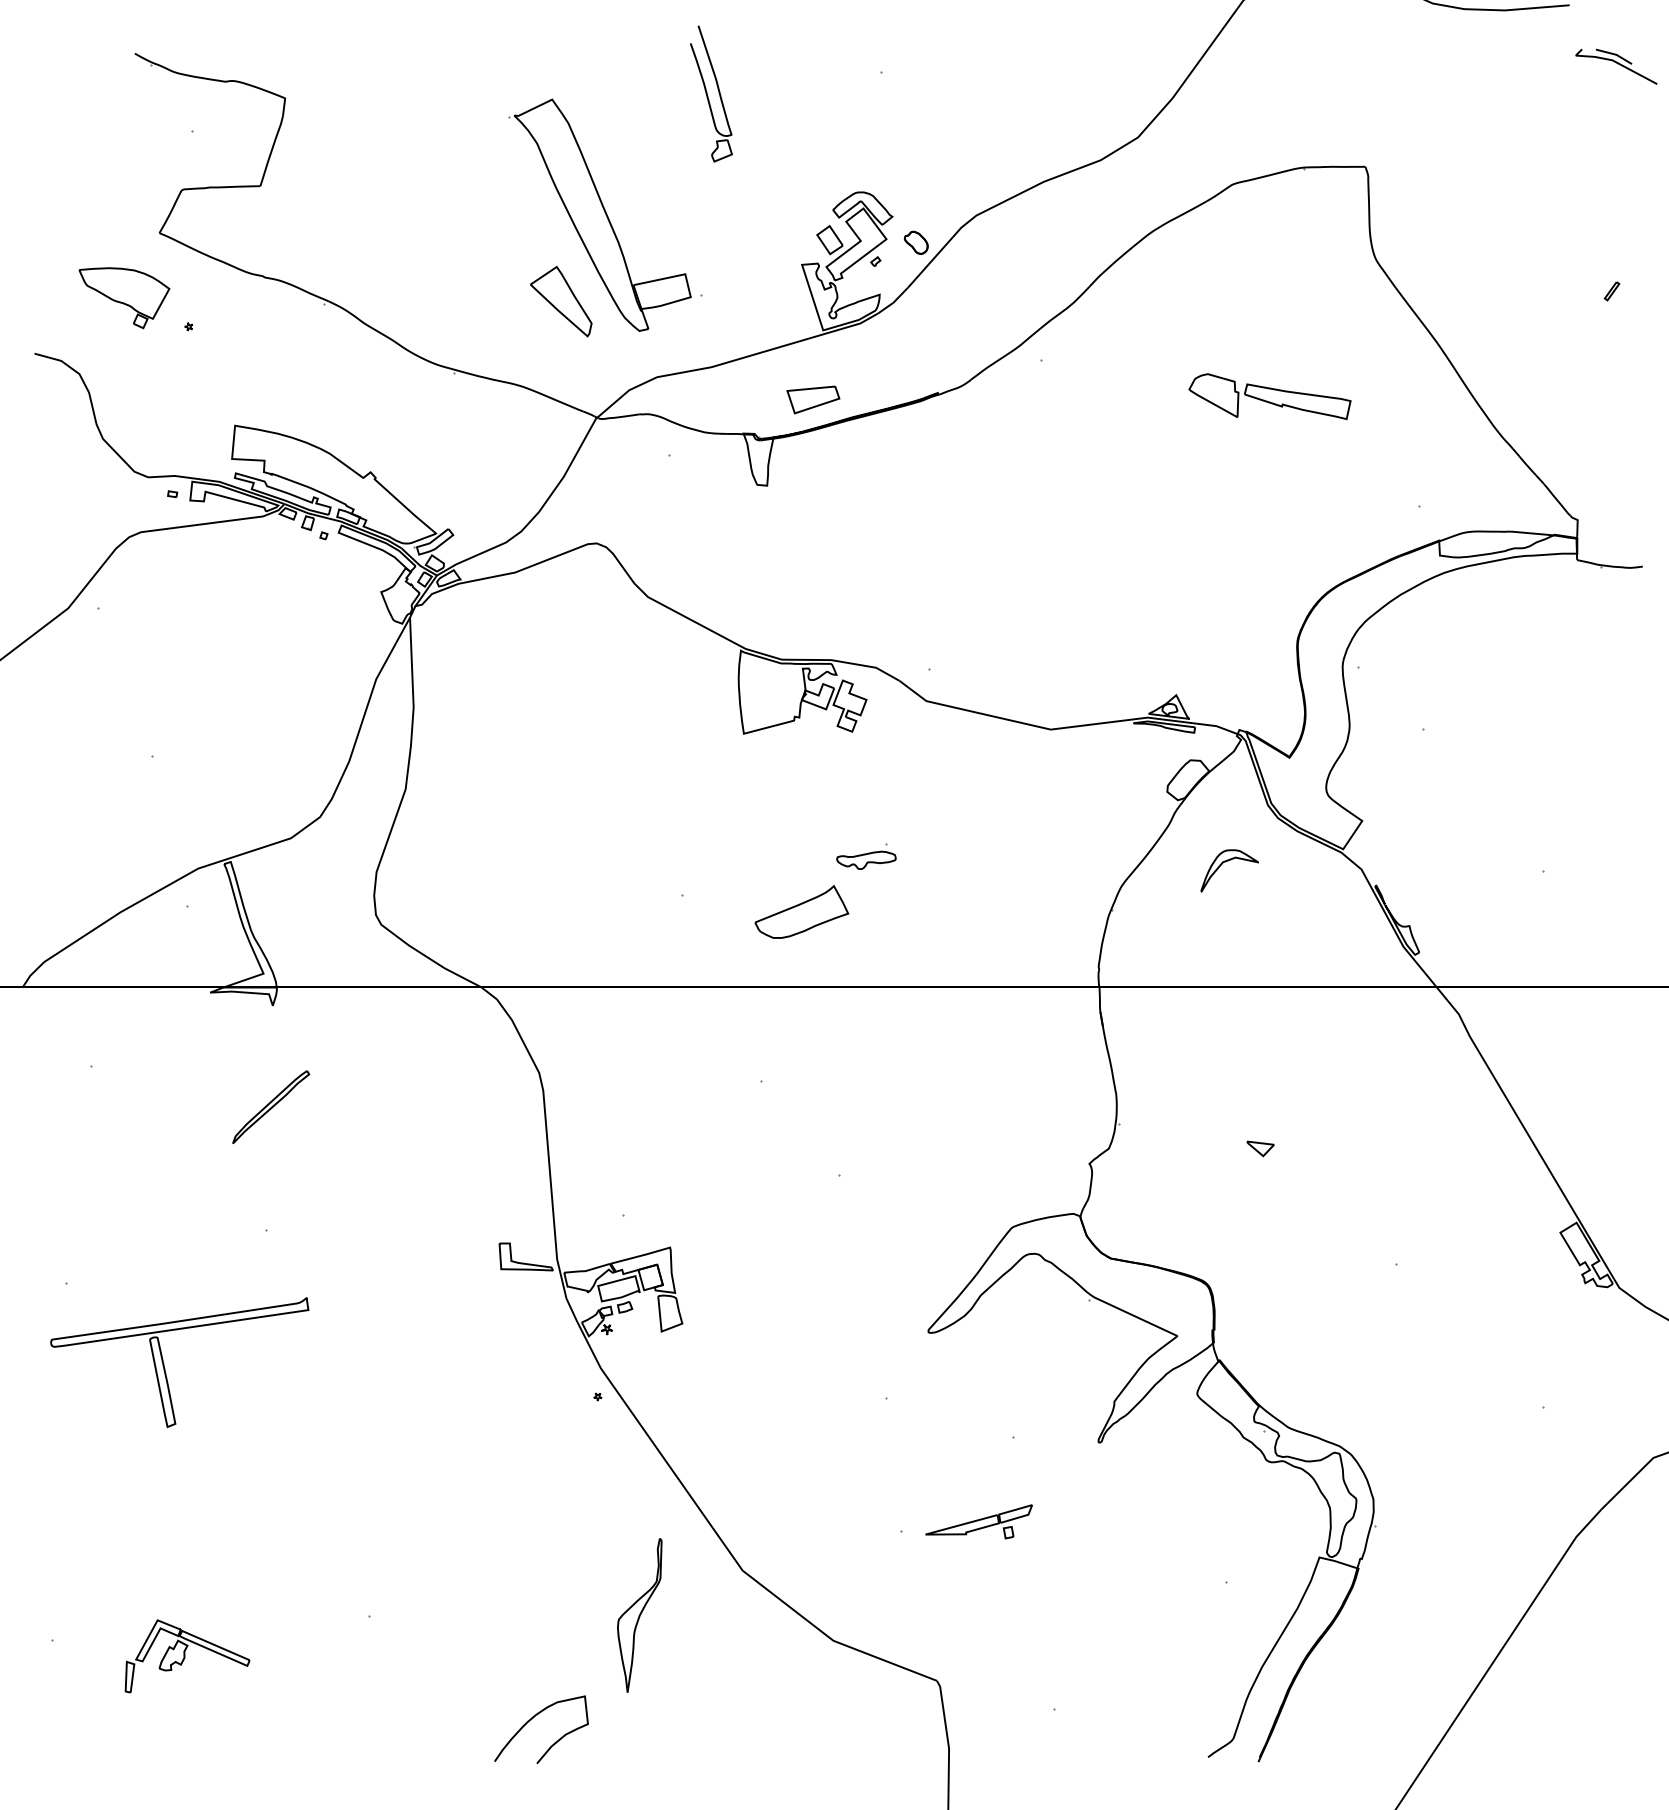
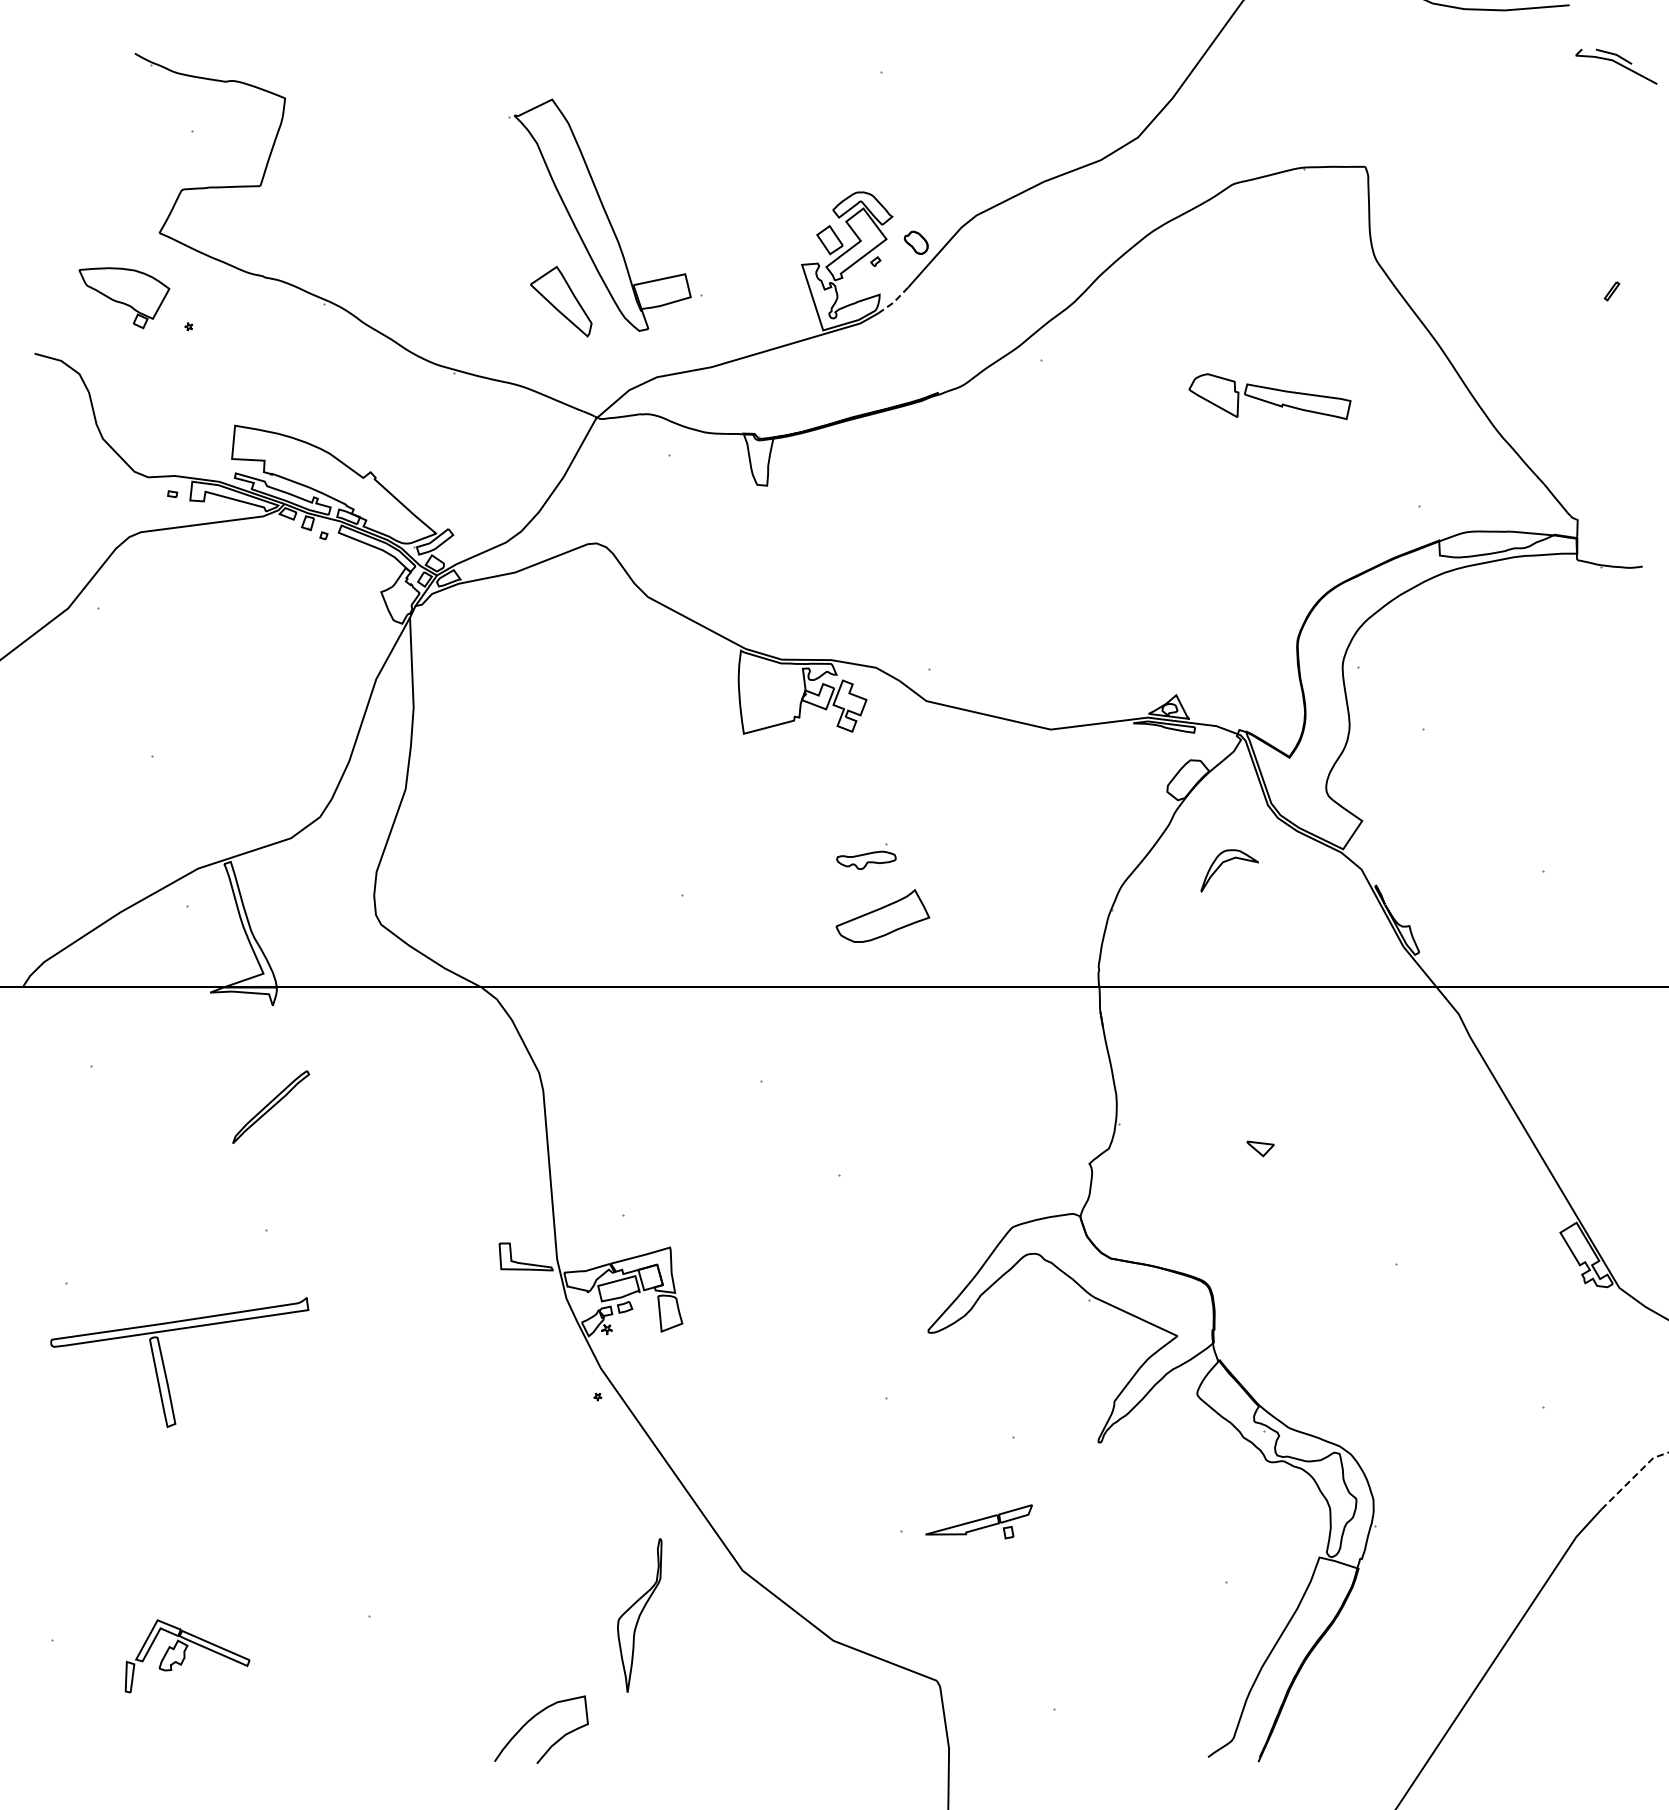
part: present -> none (711, 93)
line: solid -> dashed (894, 301)
part: present -> none (813, 399)
part position: (801, 911) -> (882, 915) (882, 915)
line: solid -> dashed (1633, 1477)
